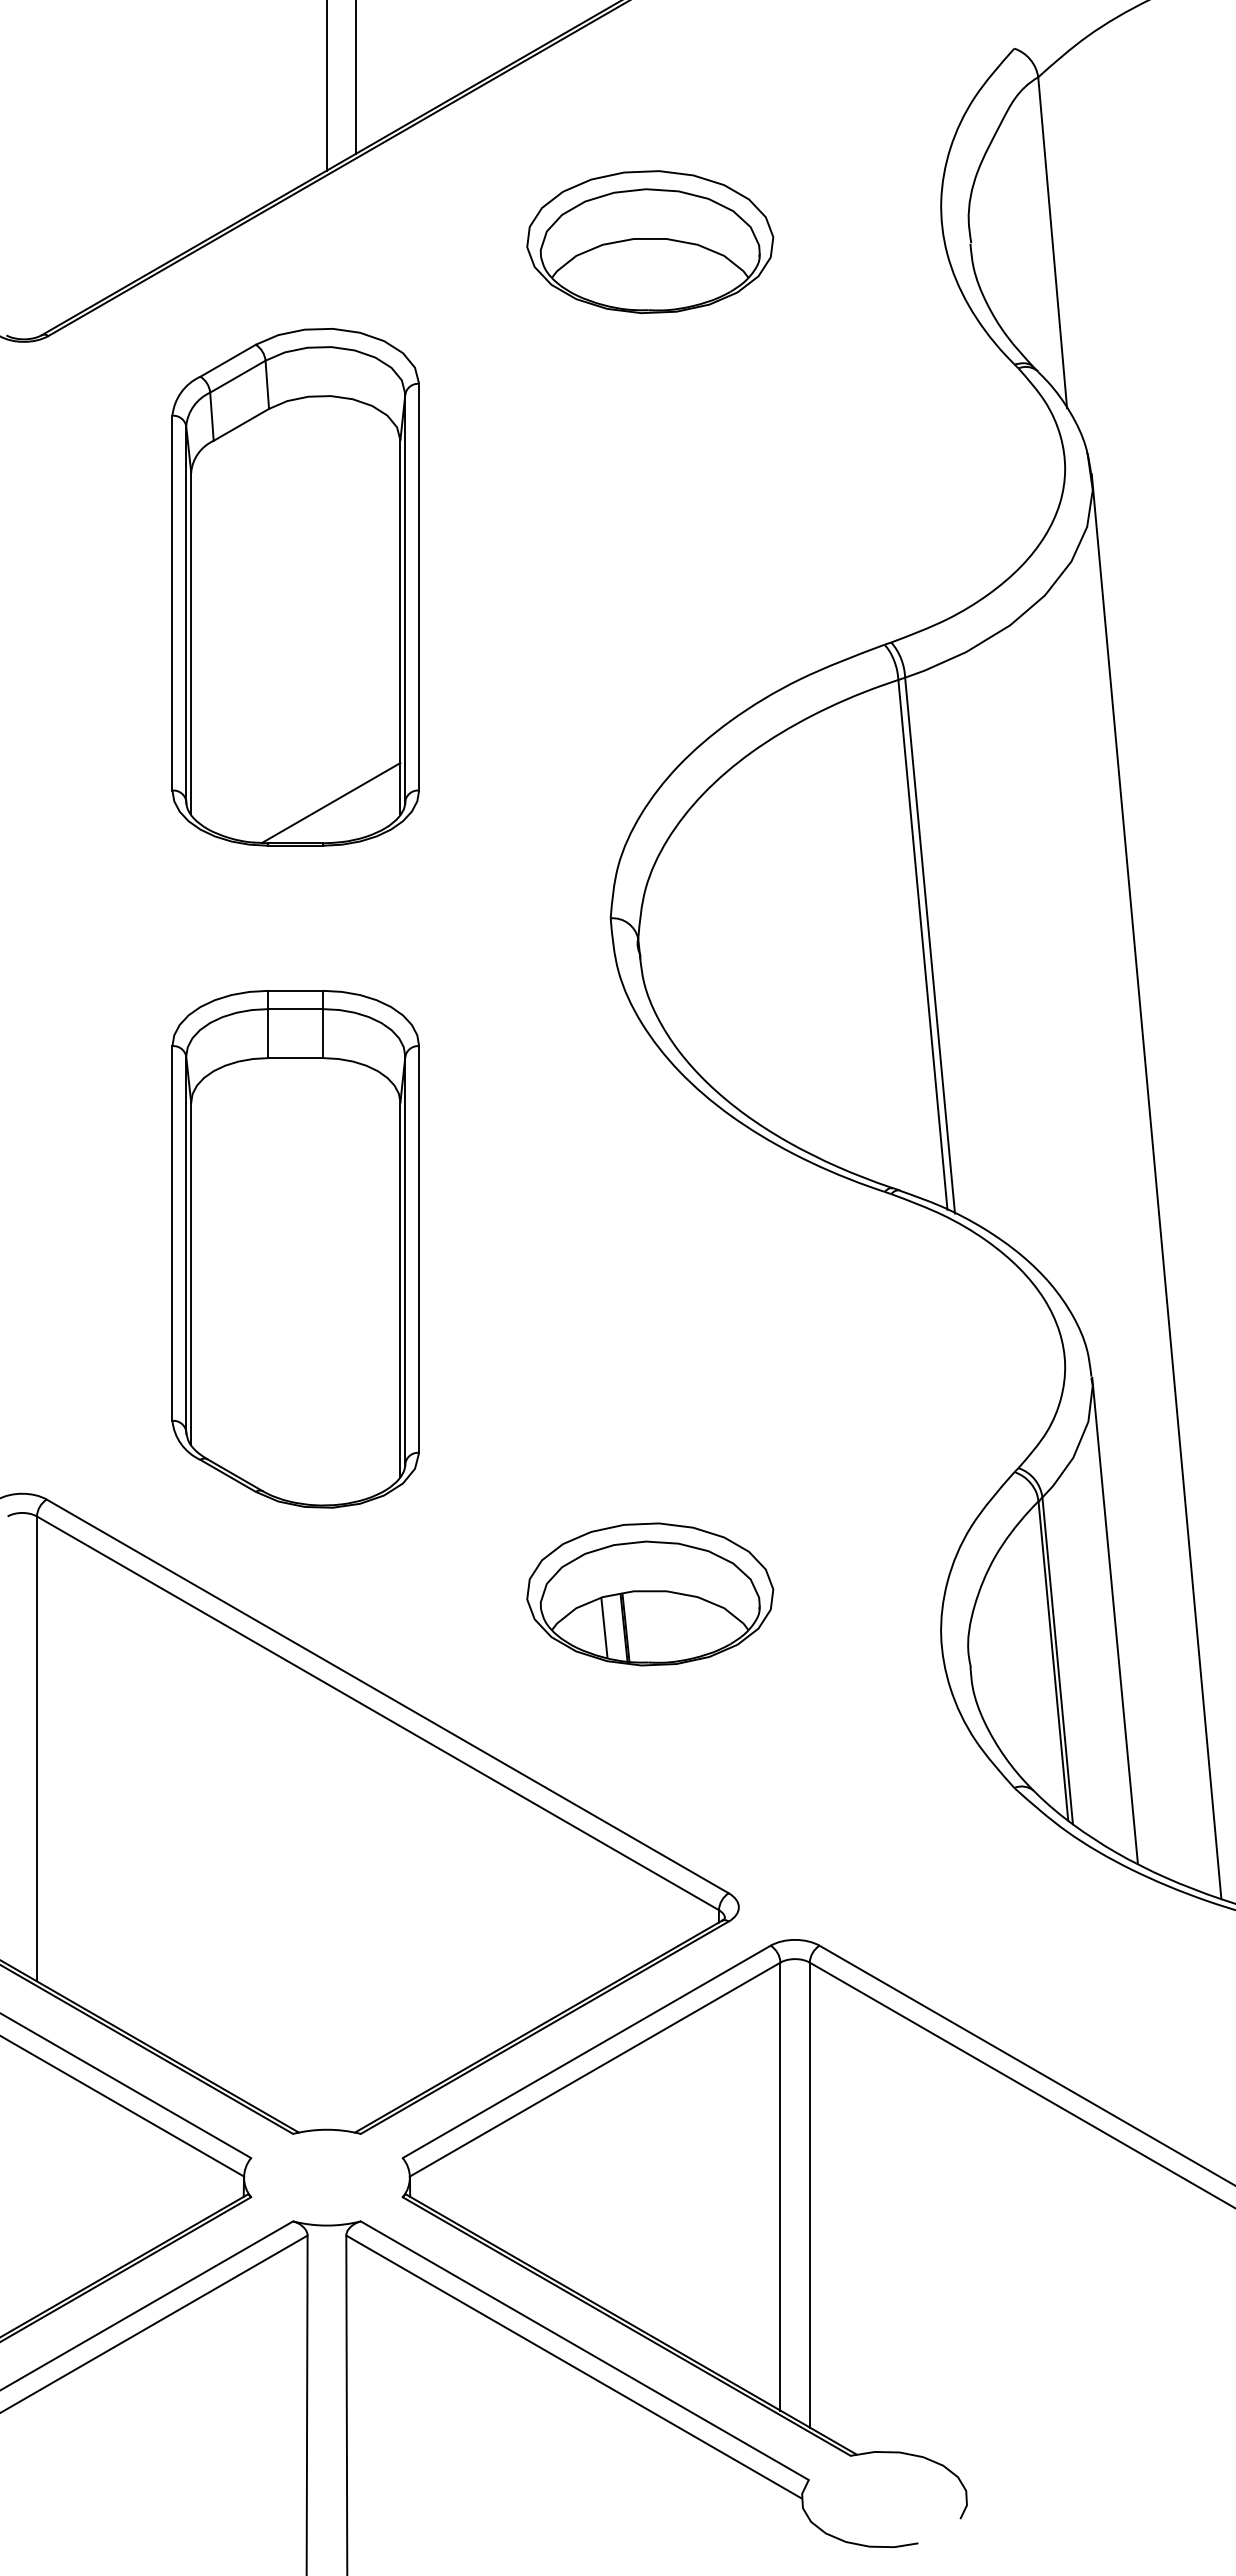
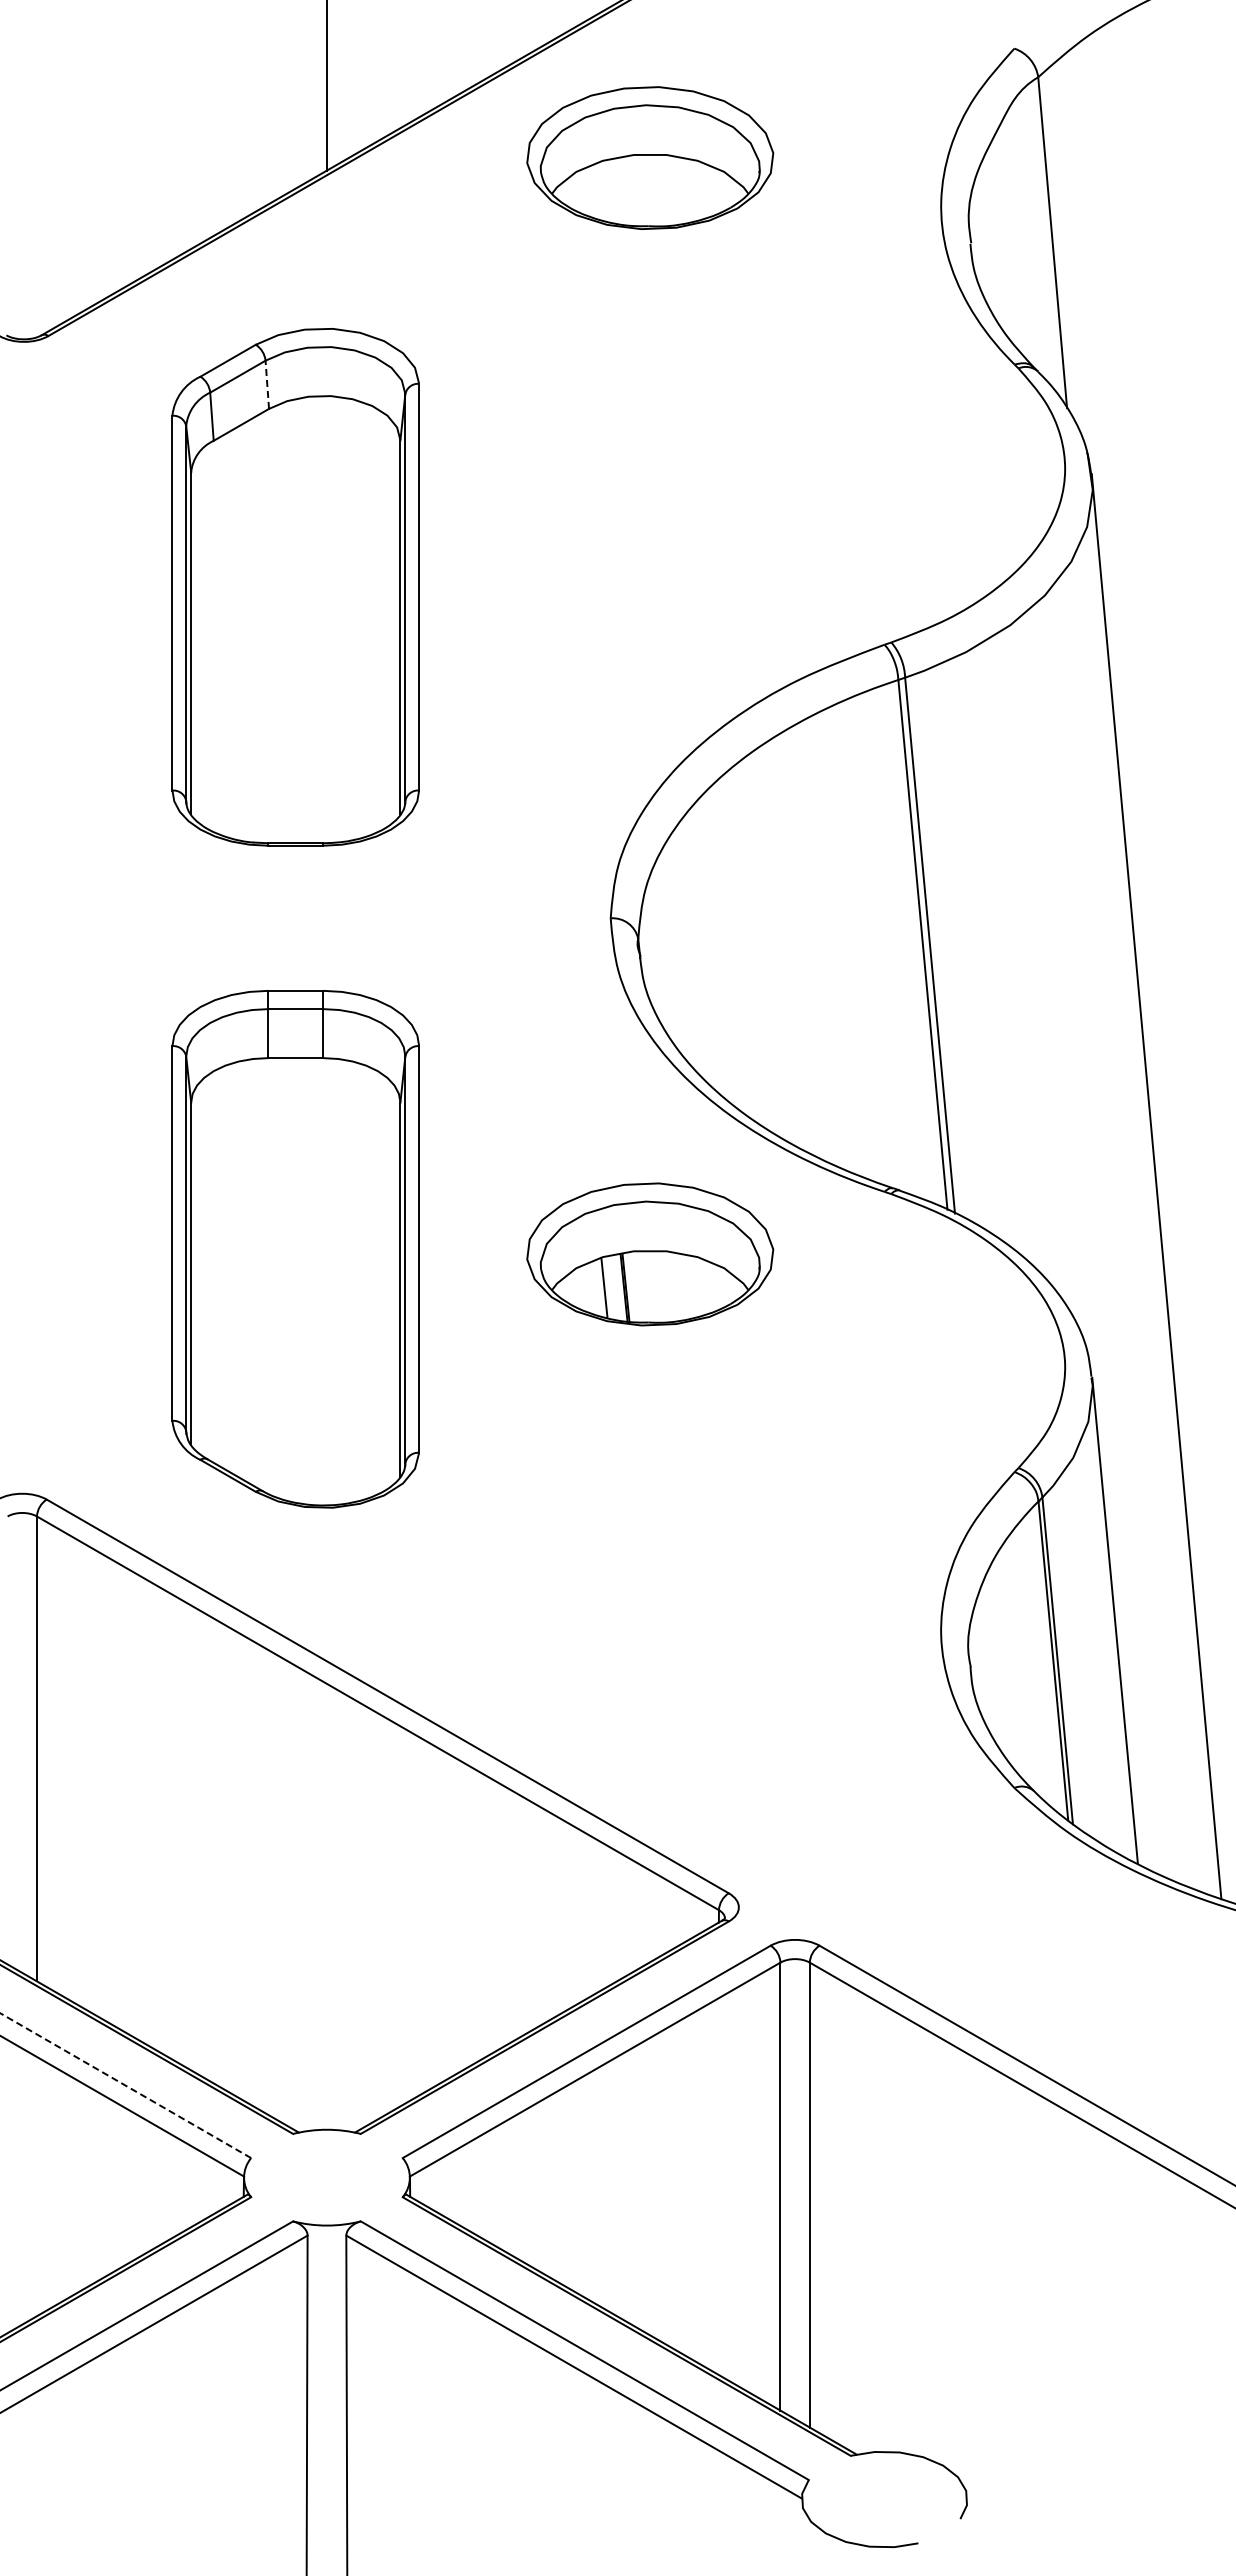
line: present -> none (356, 77)
part position: (650, 241) -> (650, 157) (650, 157)
line: solid -> dashed (267, 384)
line: present -> none (331, 802)
part position: (650, 1594) -> (650, 1254) (650, 1254)
line: solid -> dashed (125, 2085)
